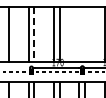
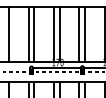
line: none -> present (79, 33)
line: none -> present (85, 33)
line: dashed -> solid (34, 34)
